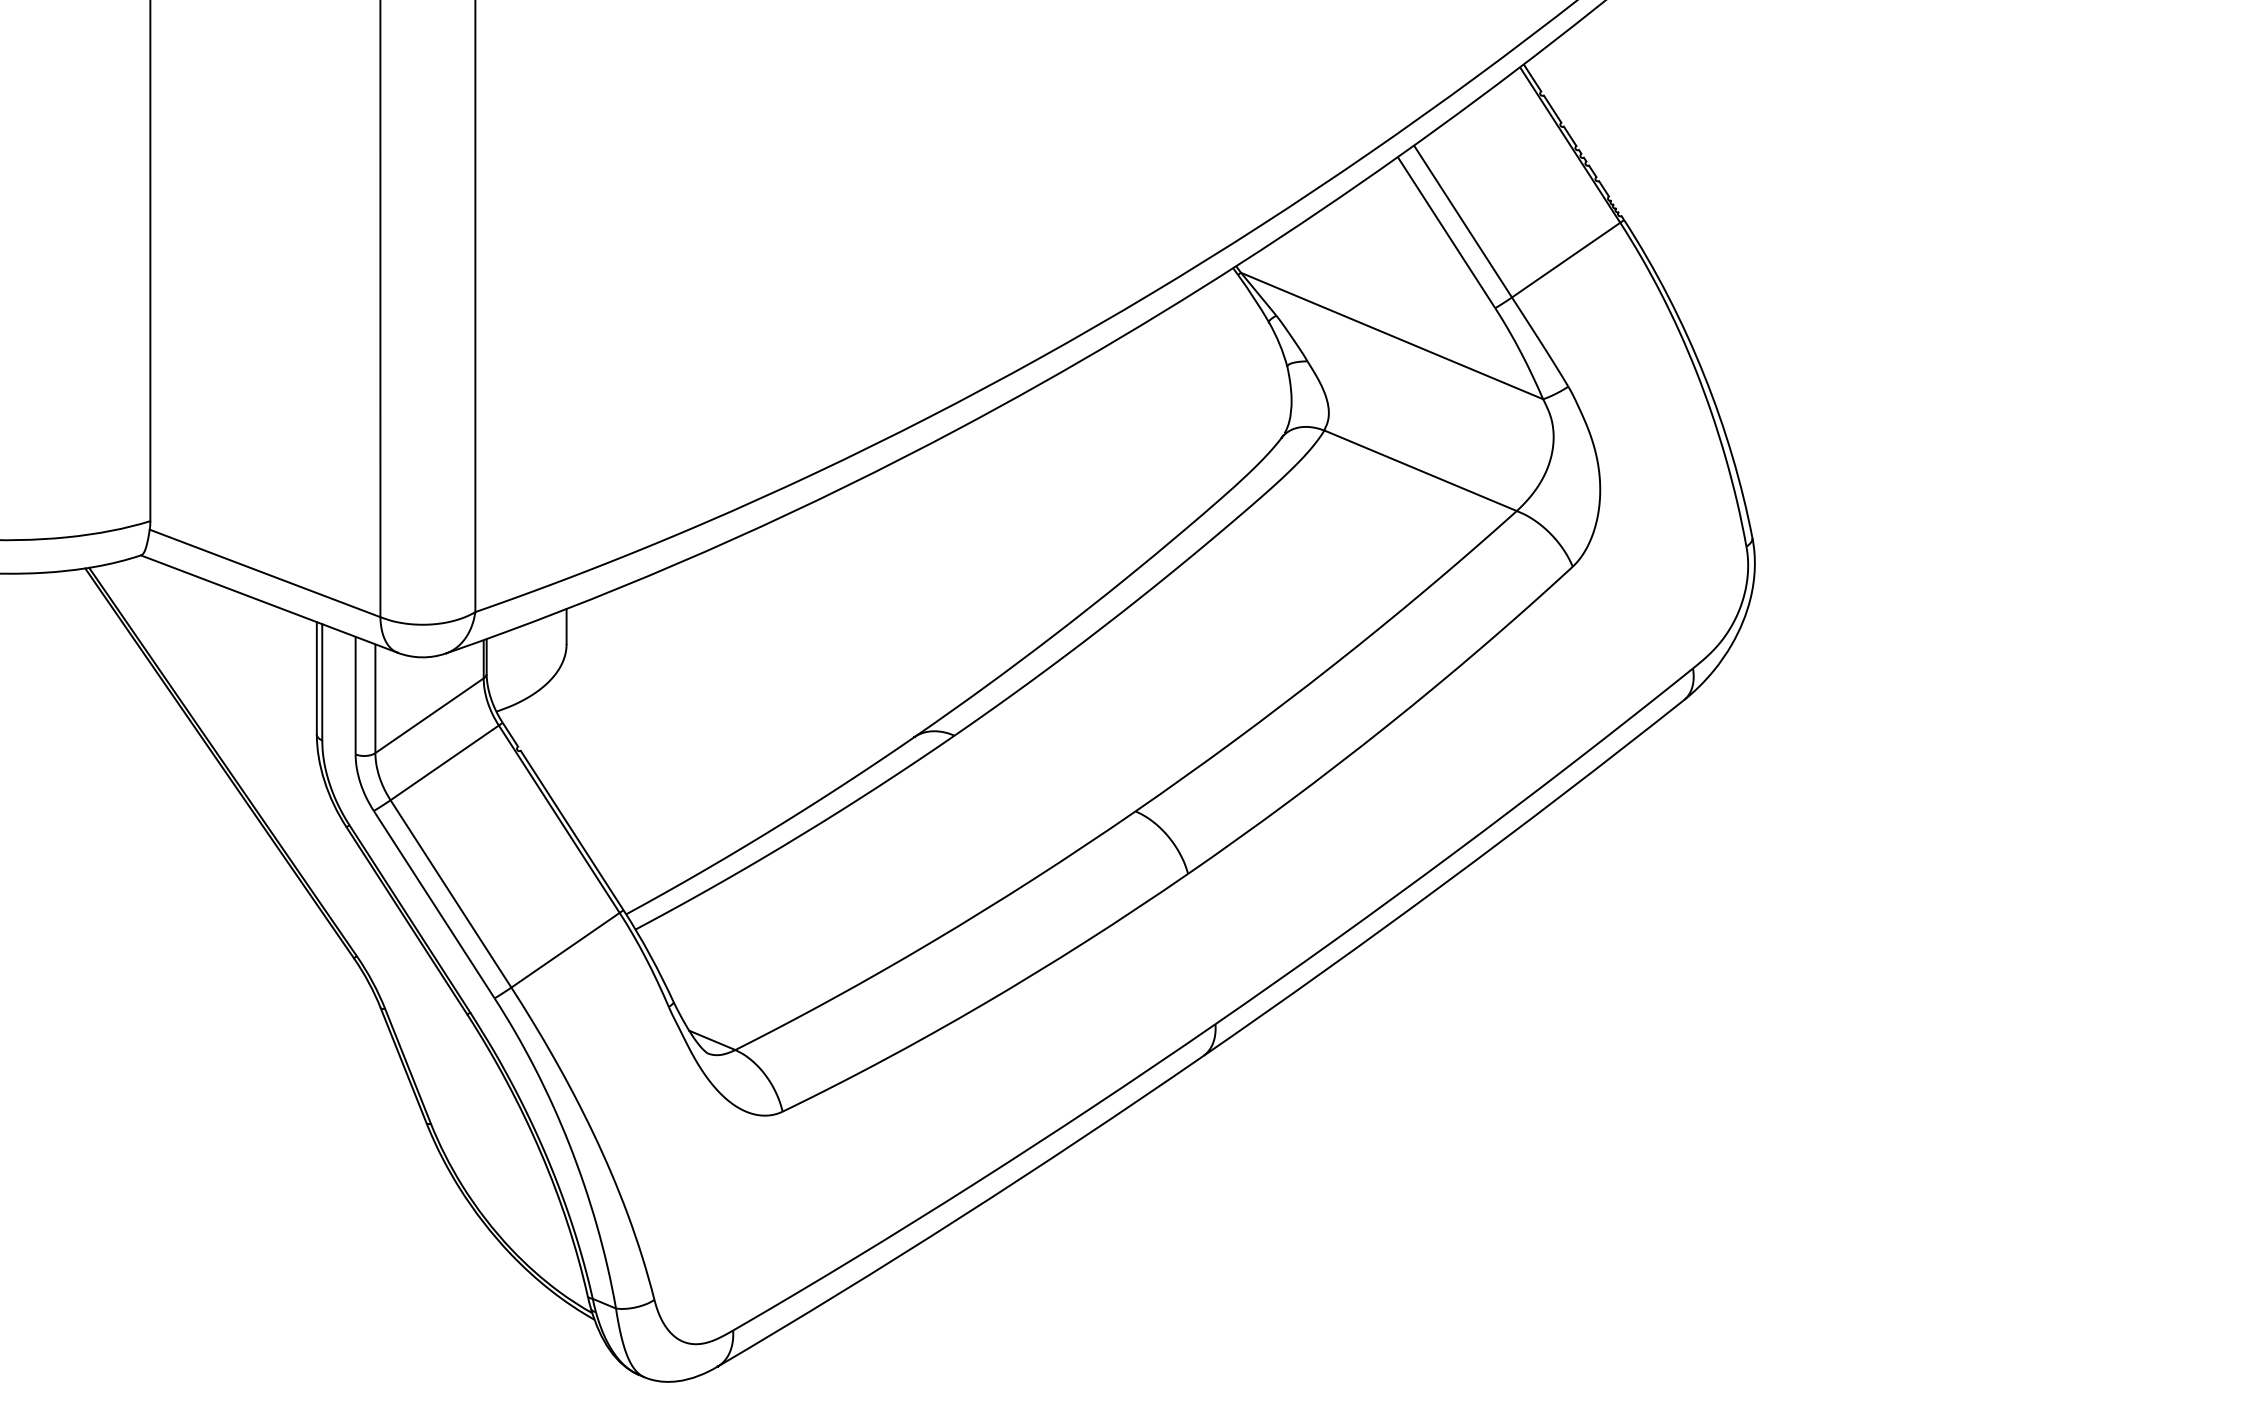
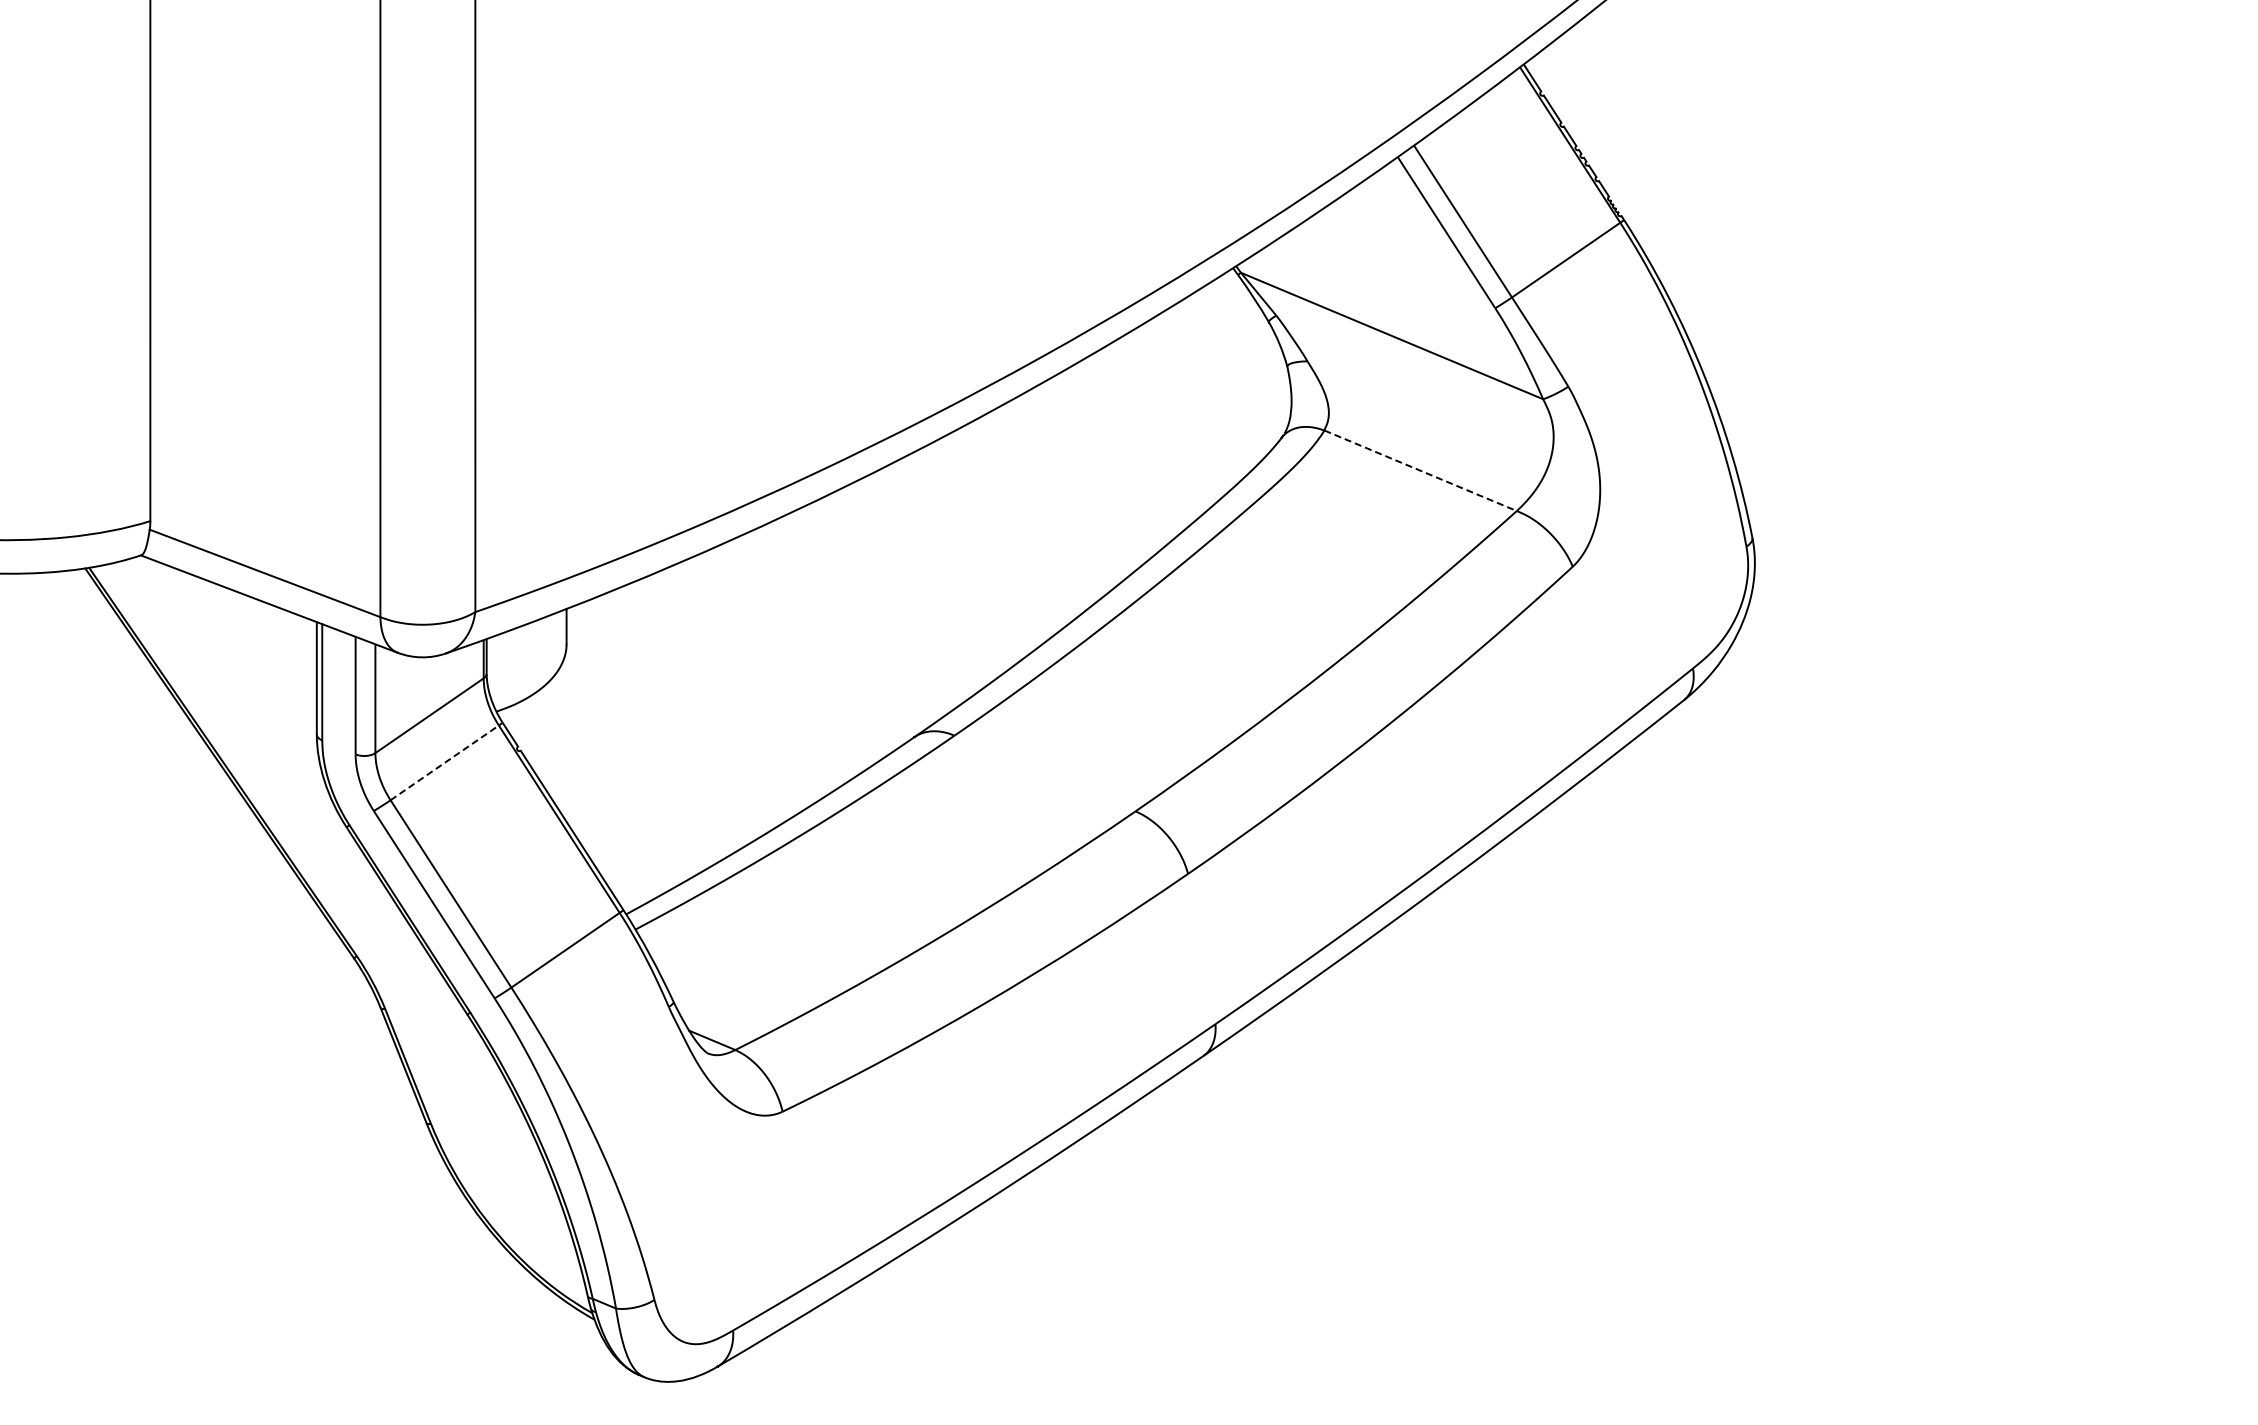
line: solid -> dashed (1421, 470)
line: solid -> dashed (444, 762)
